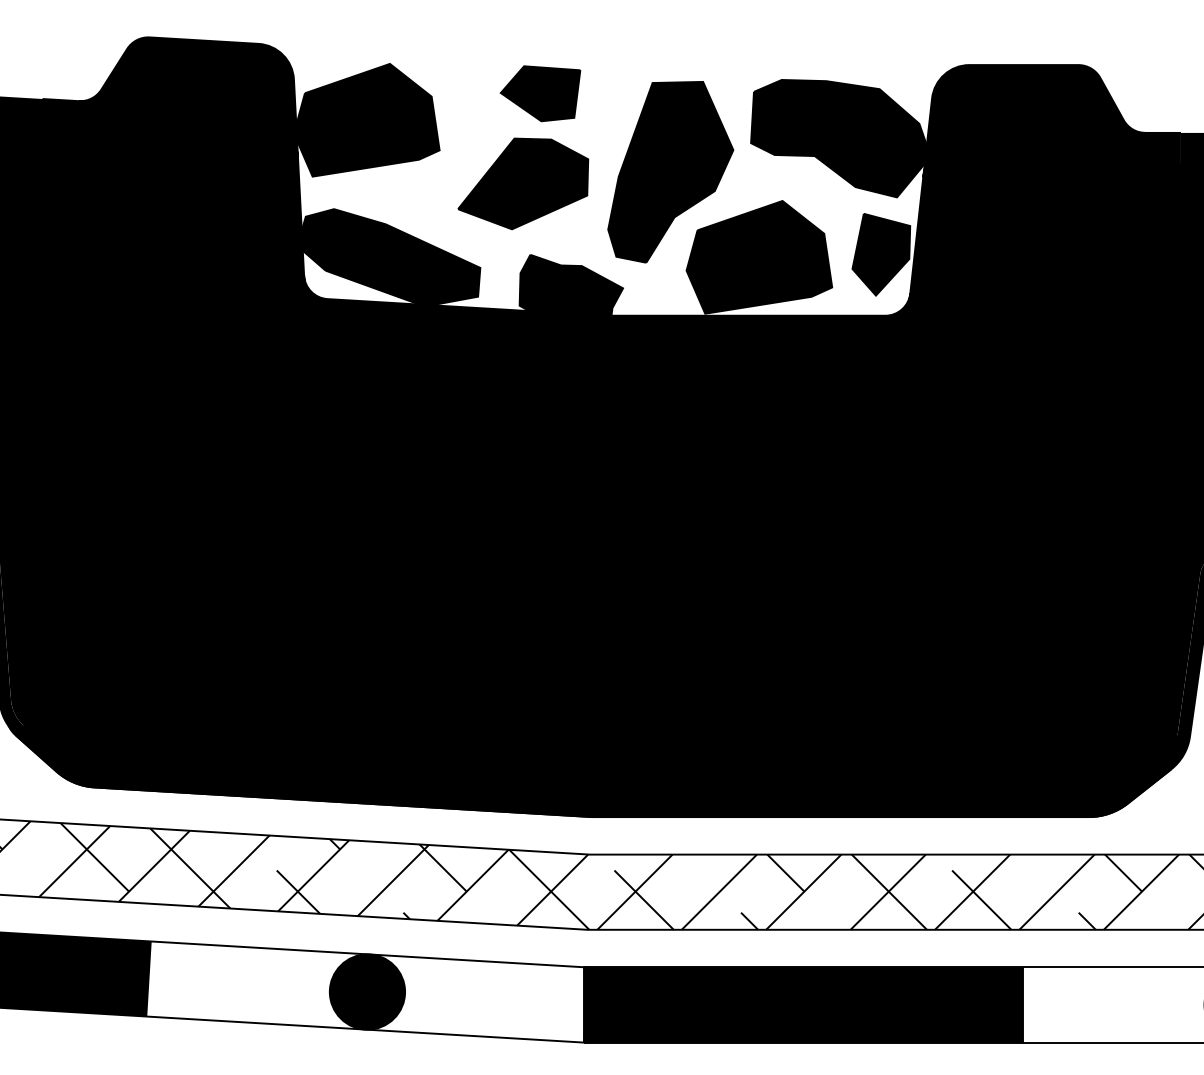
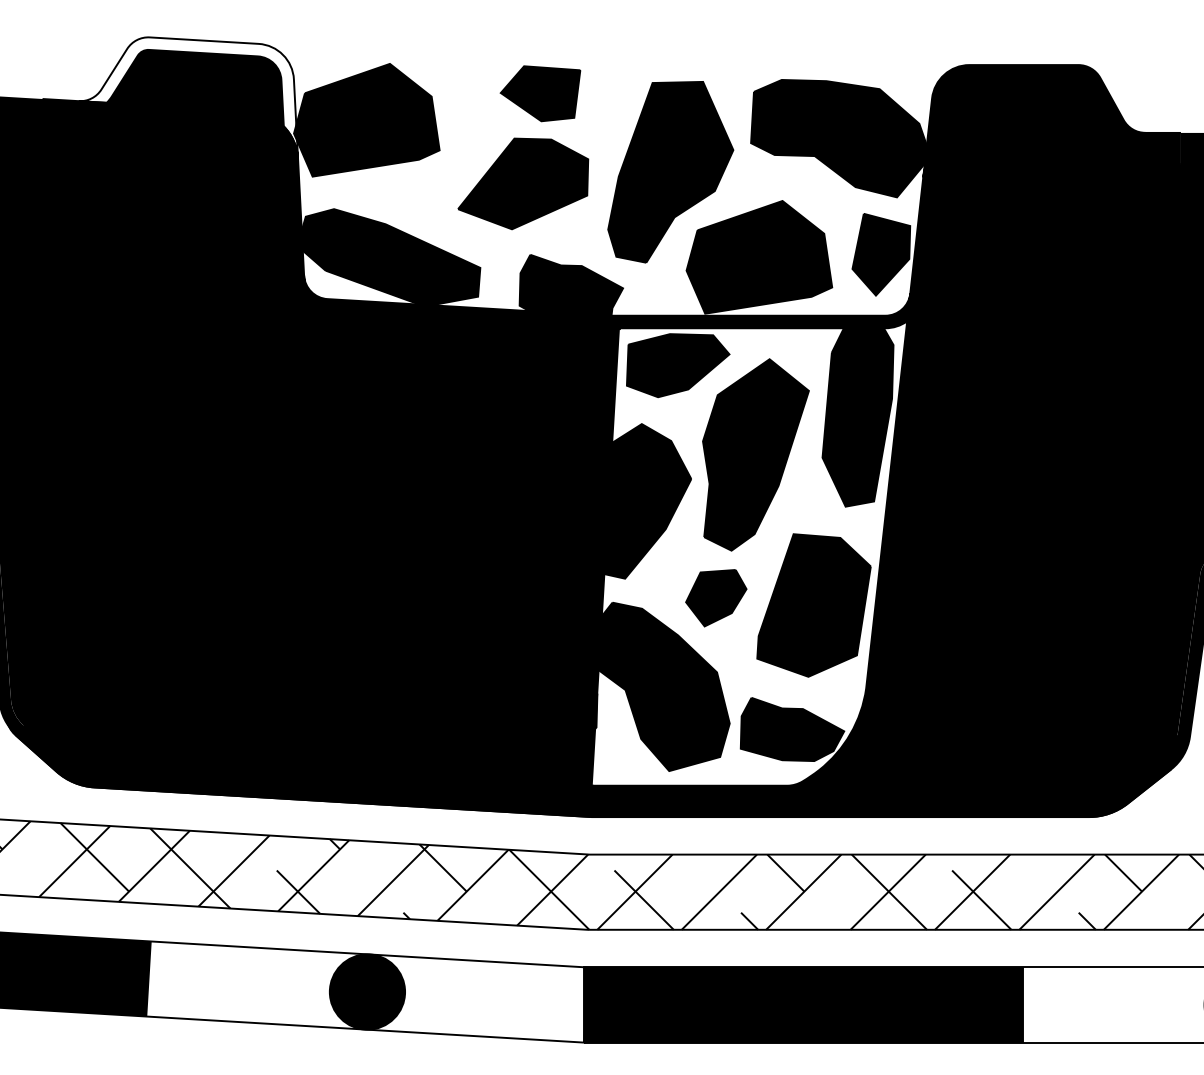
fill: present -> none (188, 97)
fill: present -> none (749, 553)
